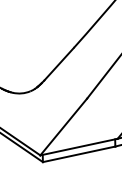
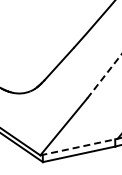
line: solid -> dashed (104, 76)
line: solid -> dashed (79, 147)
